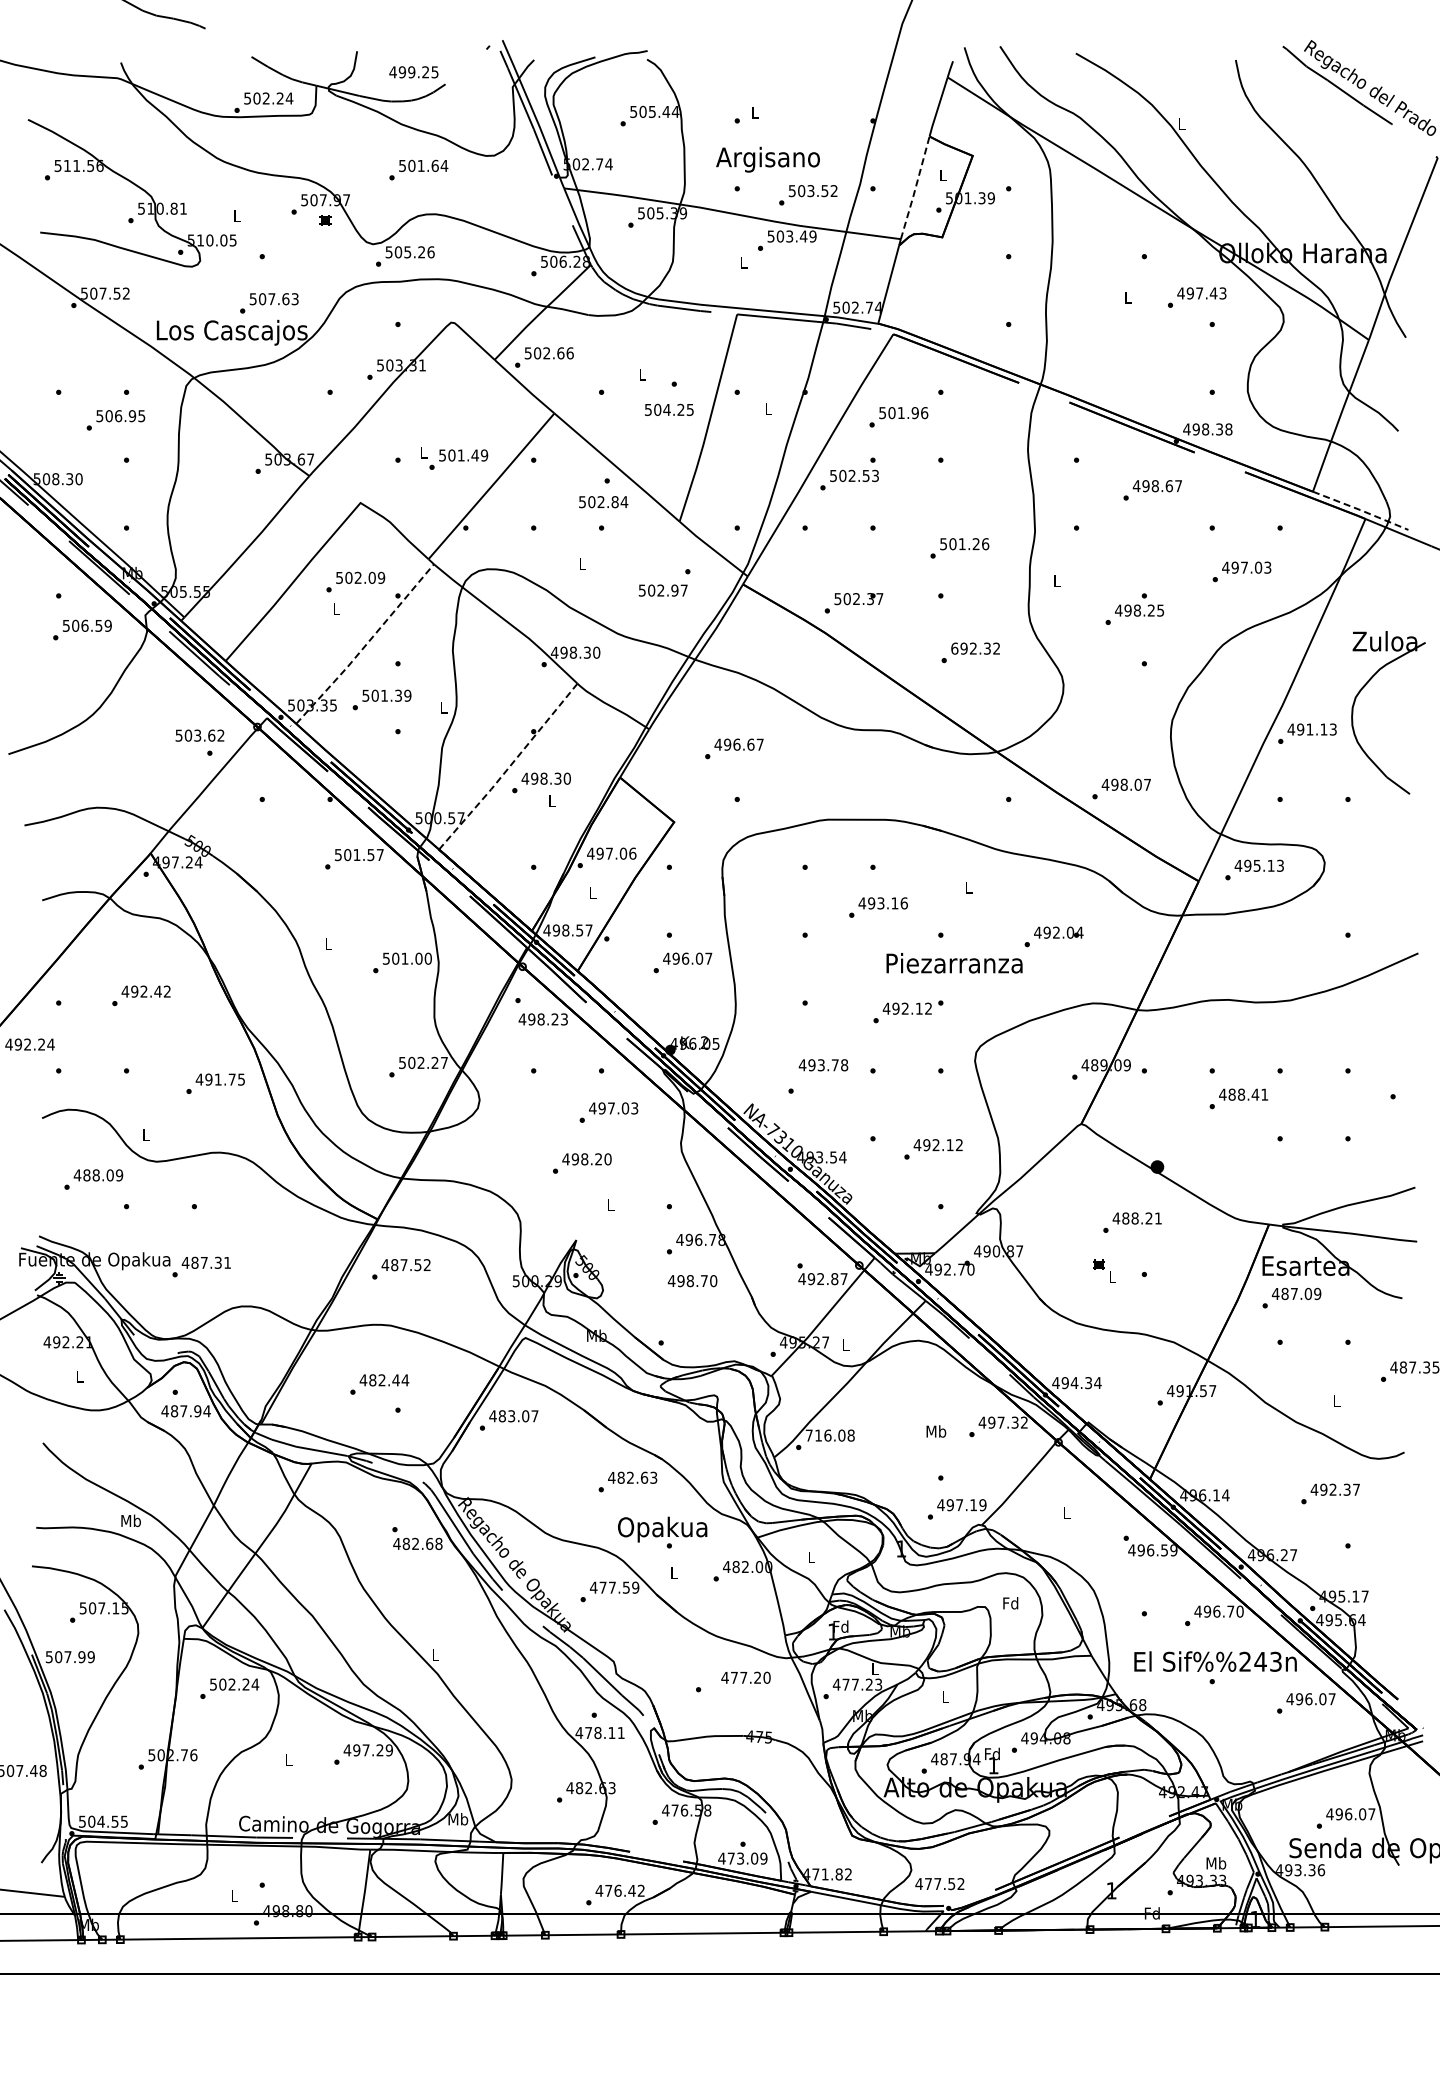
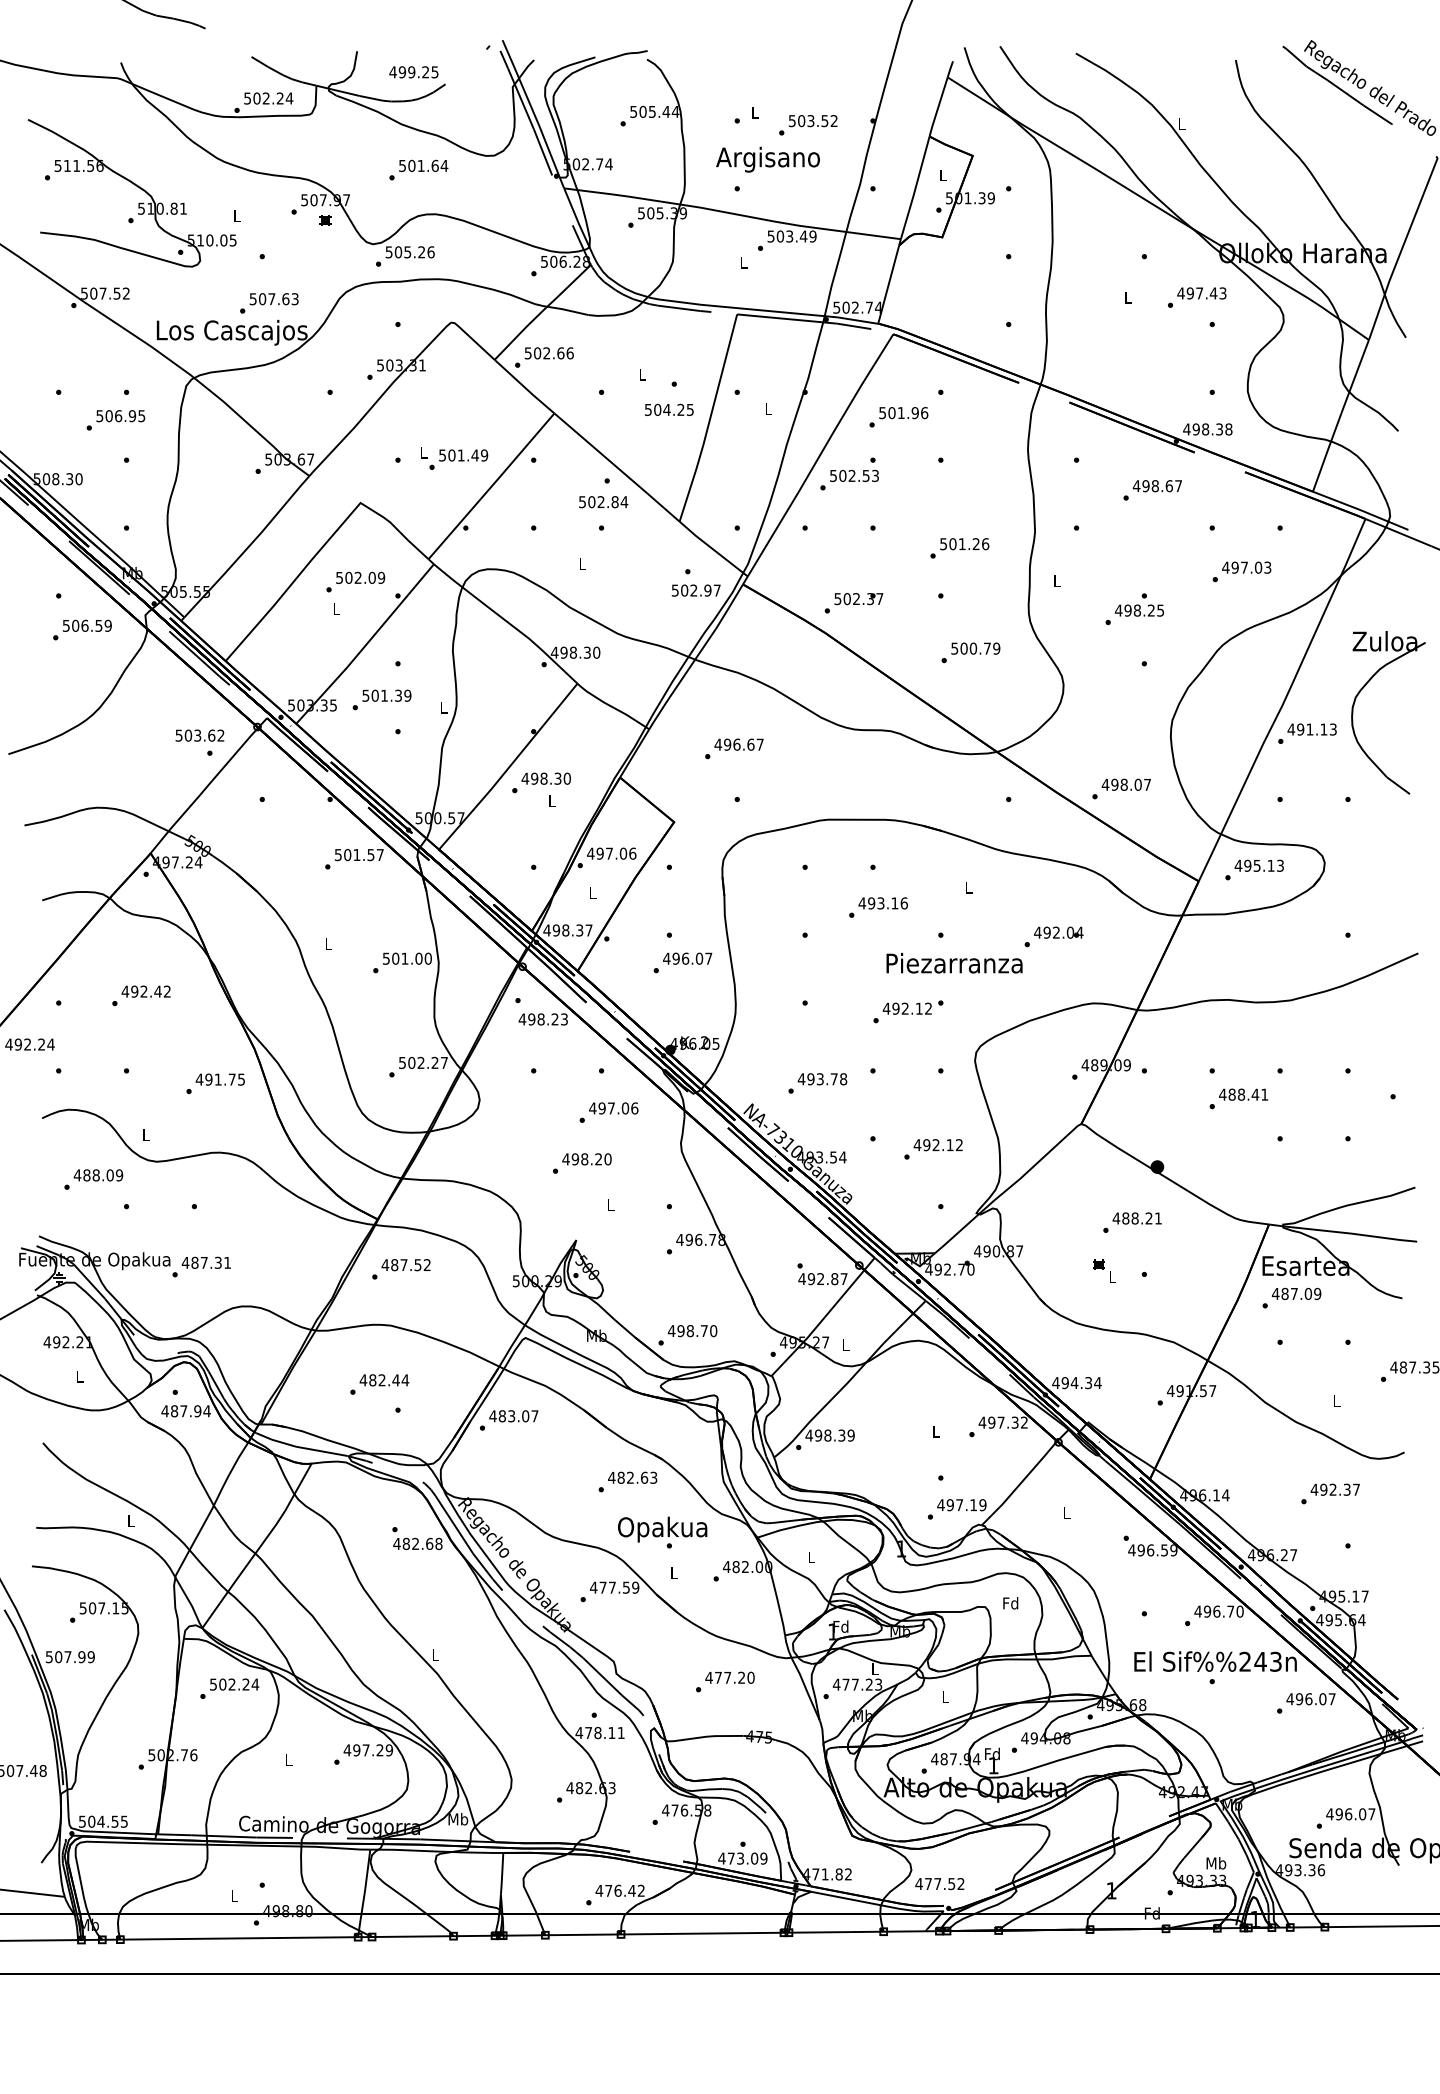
line: dashed -> solid (915, 188)
text position: (808, 195) -> (808, 125) (808, 125)
line: dashed -> solid (1361, 510)
text position: (662, 590) -> (695, 590) (695, 590)
line: dashed -> solid (366, 645)
text: 692.32 -> 500.79 (975, 648)
line: dashed -> solid (508, 767)
text: 498.57 -> 498.37 (579, 929)
text position: (823, 1065) -> (822, 1079) (822, 1079)
text: 497.03 -> 497.06 (634, 1108)
text position: (692, 1281) -> (692, 1331) (692, 1331)
text: Mb -> L (936, 1431)
text: 716.08 -> 498.39 (829, 1435)
text: Mb -> L (130, 1520)
text position: (745, 1677) -> (729, 1677) (729, 1677)
